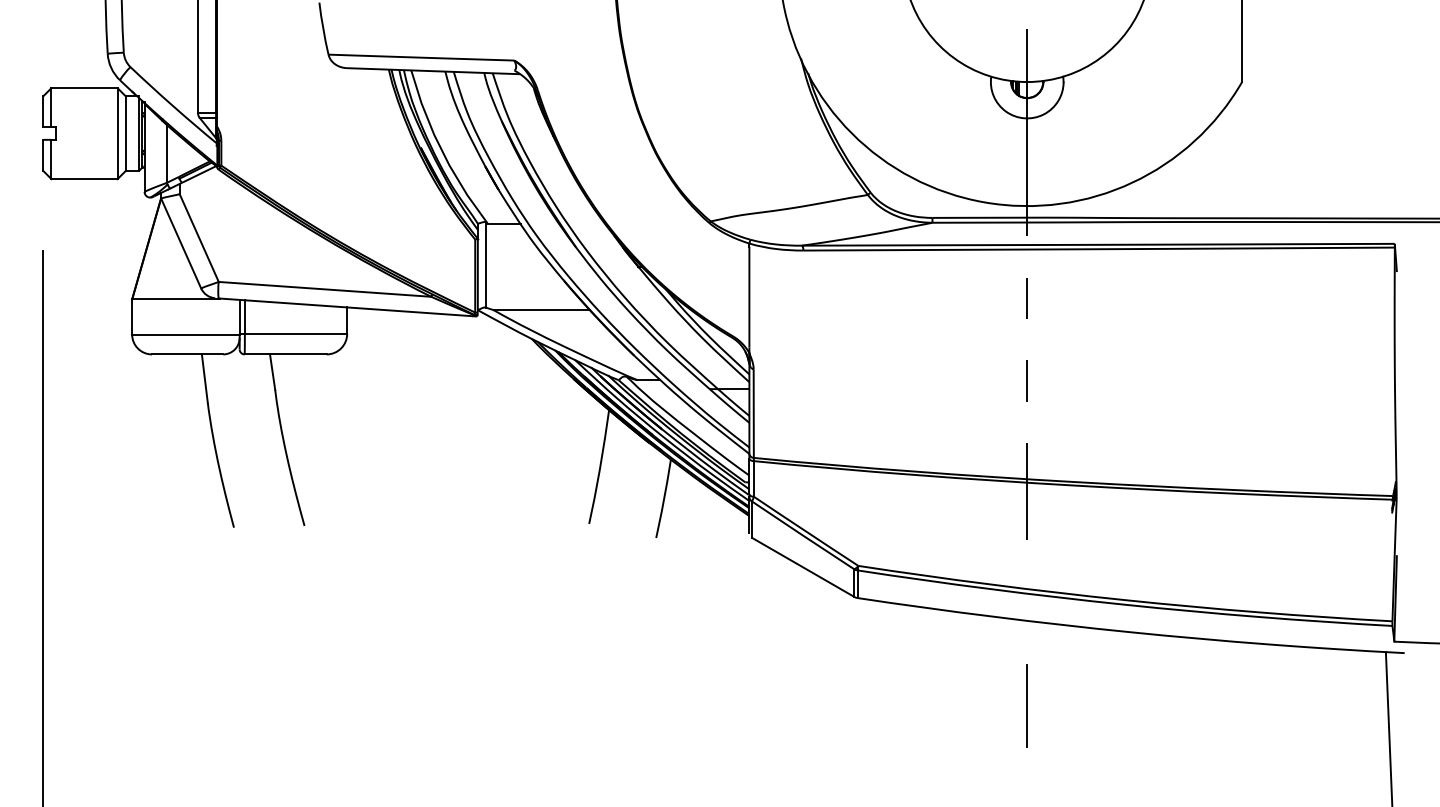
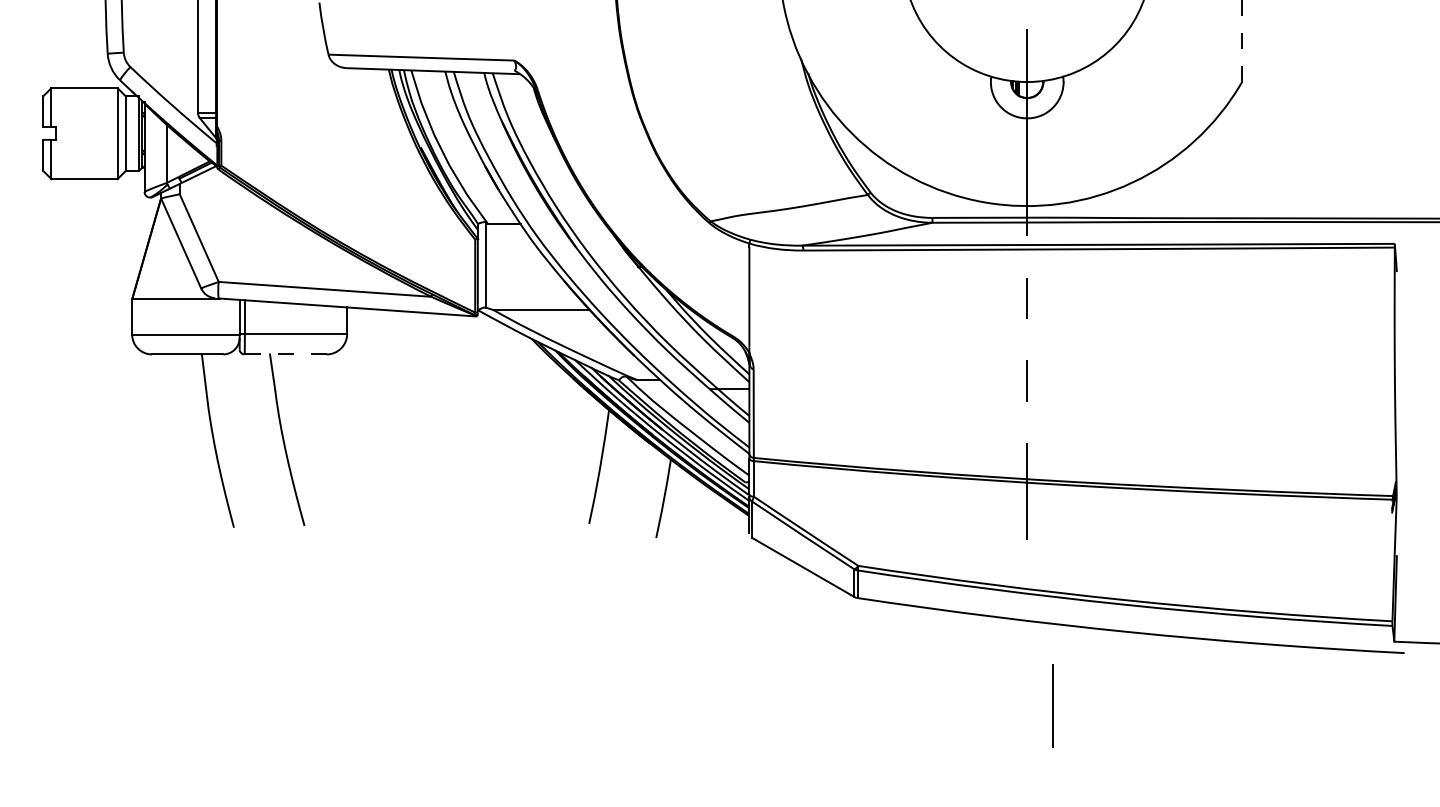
line: solid -> dashed (1242, 41)
line: solid -> dashed (286, 354)
line: present -> none (43, 526)
line position: (1026, 705) -> (1052, 705) (1052, 705)
line: present -> none (1388, 727)
